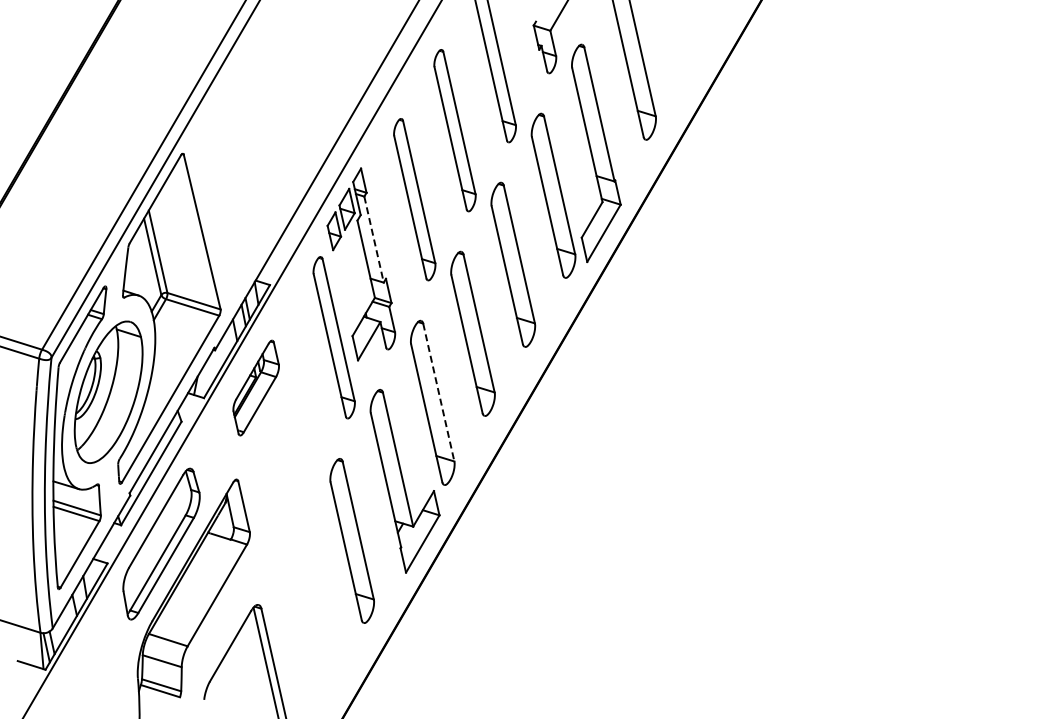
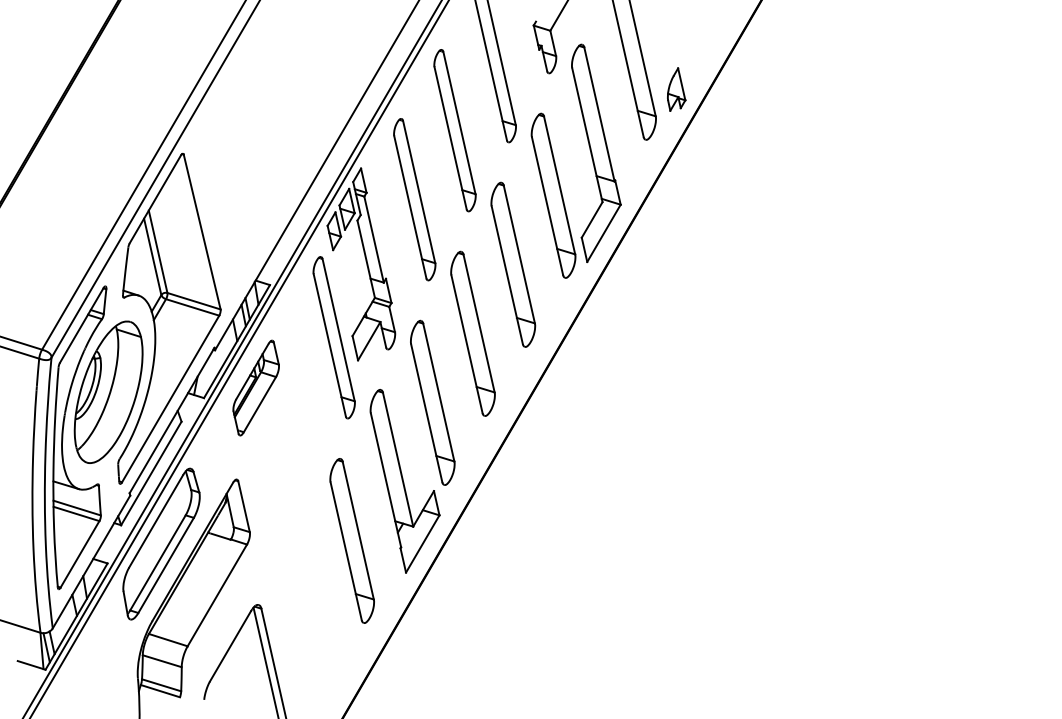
part: none -> present (676, 89)
line: dashed -> solid (374, 240)
line: none -> present (239, 358)
line: dashed -> solid (438, 392)
